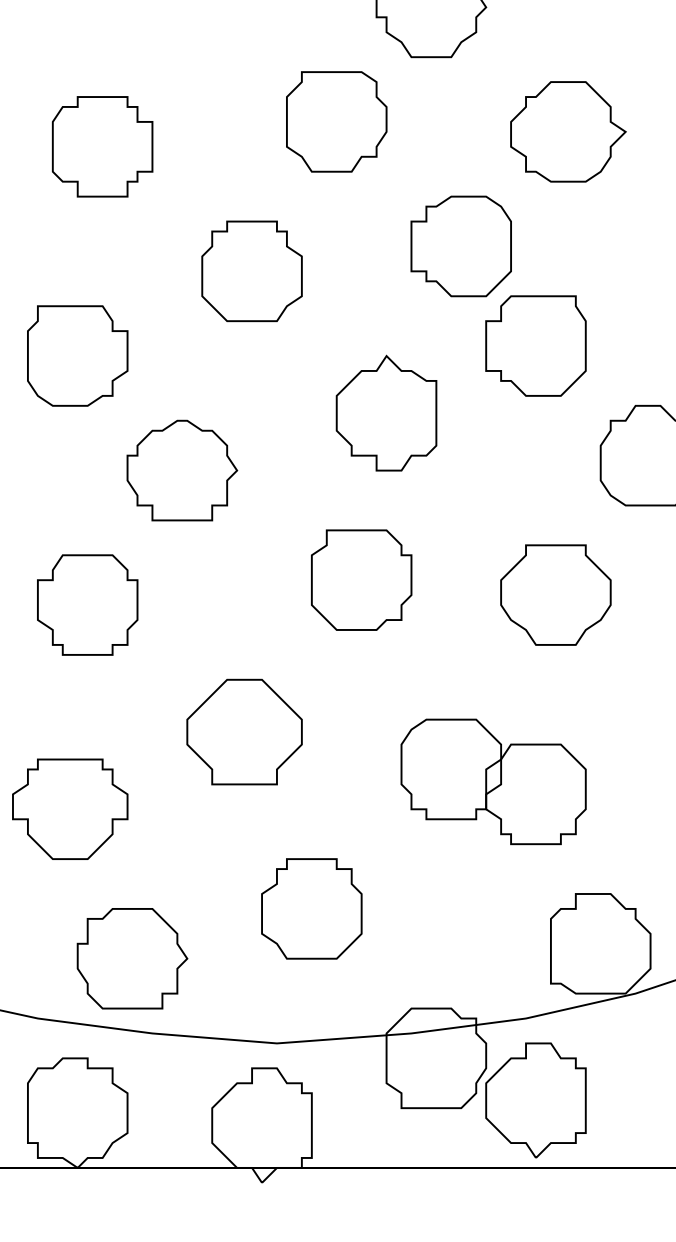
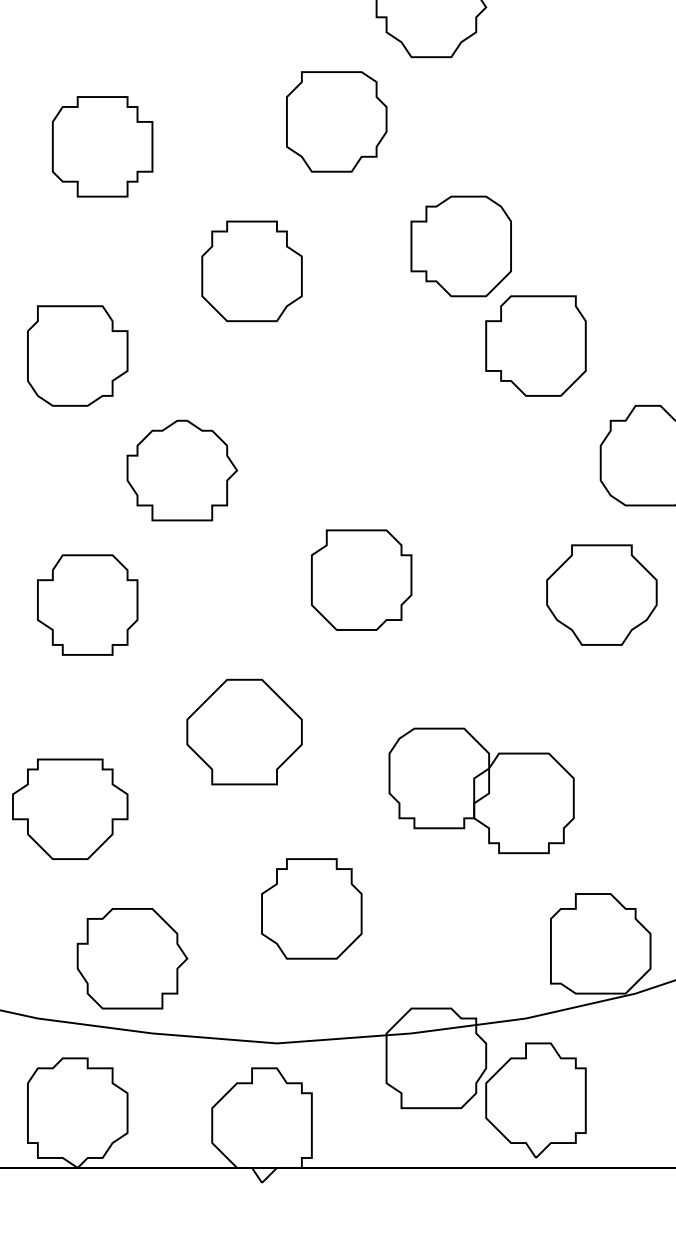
part: present -> none (568, 131)
part: present -> none (386, 412)
part position: (555, 594) -> (601, 594) (601, 594)
part position: (493, 781) -> (481, 790) (481, 790)
